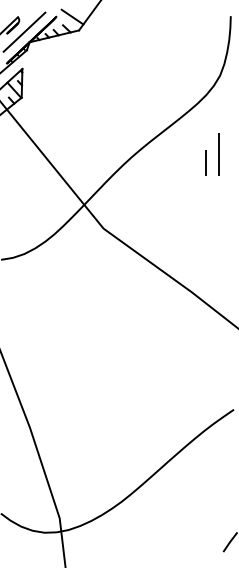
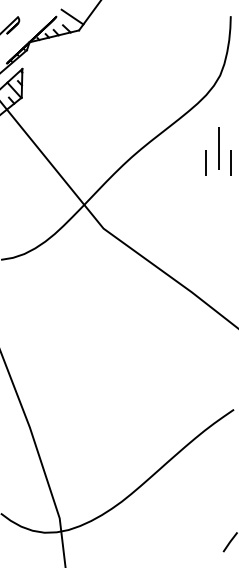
line: present -> none (24, 31)
line position: (218, 154) -> (218, 148) (218, 148)
line: none -> present (230, 162)
